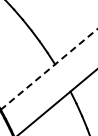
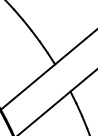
line: dashed -> solid (49, 69)
